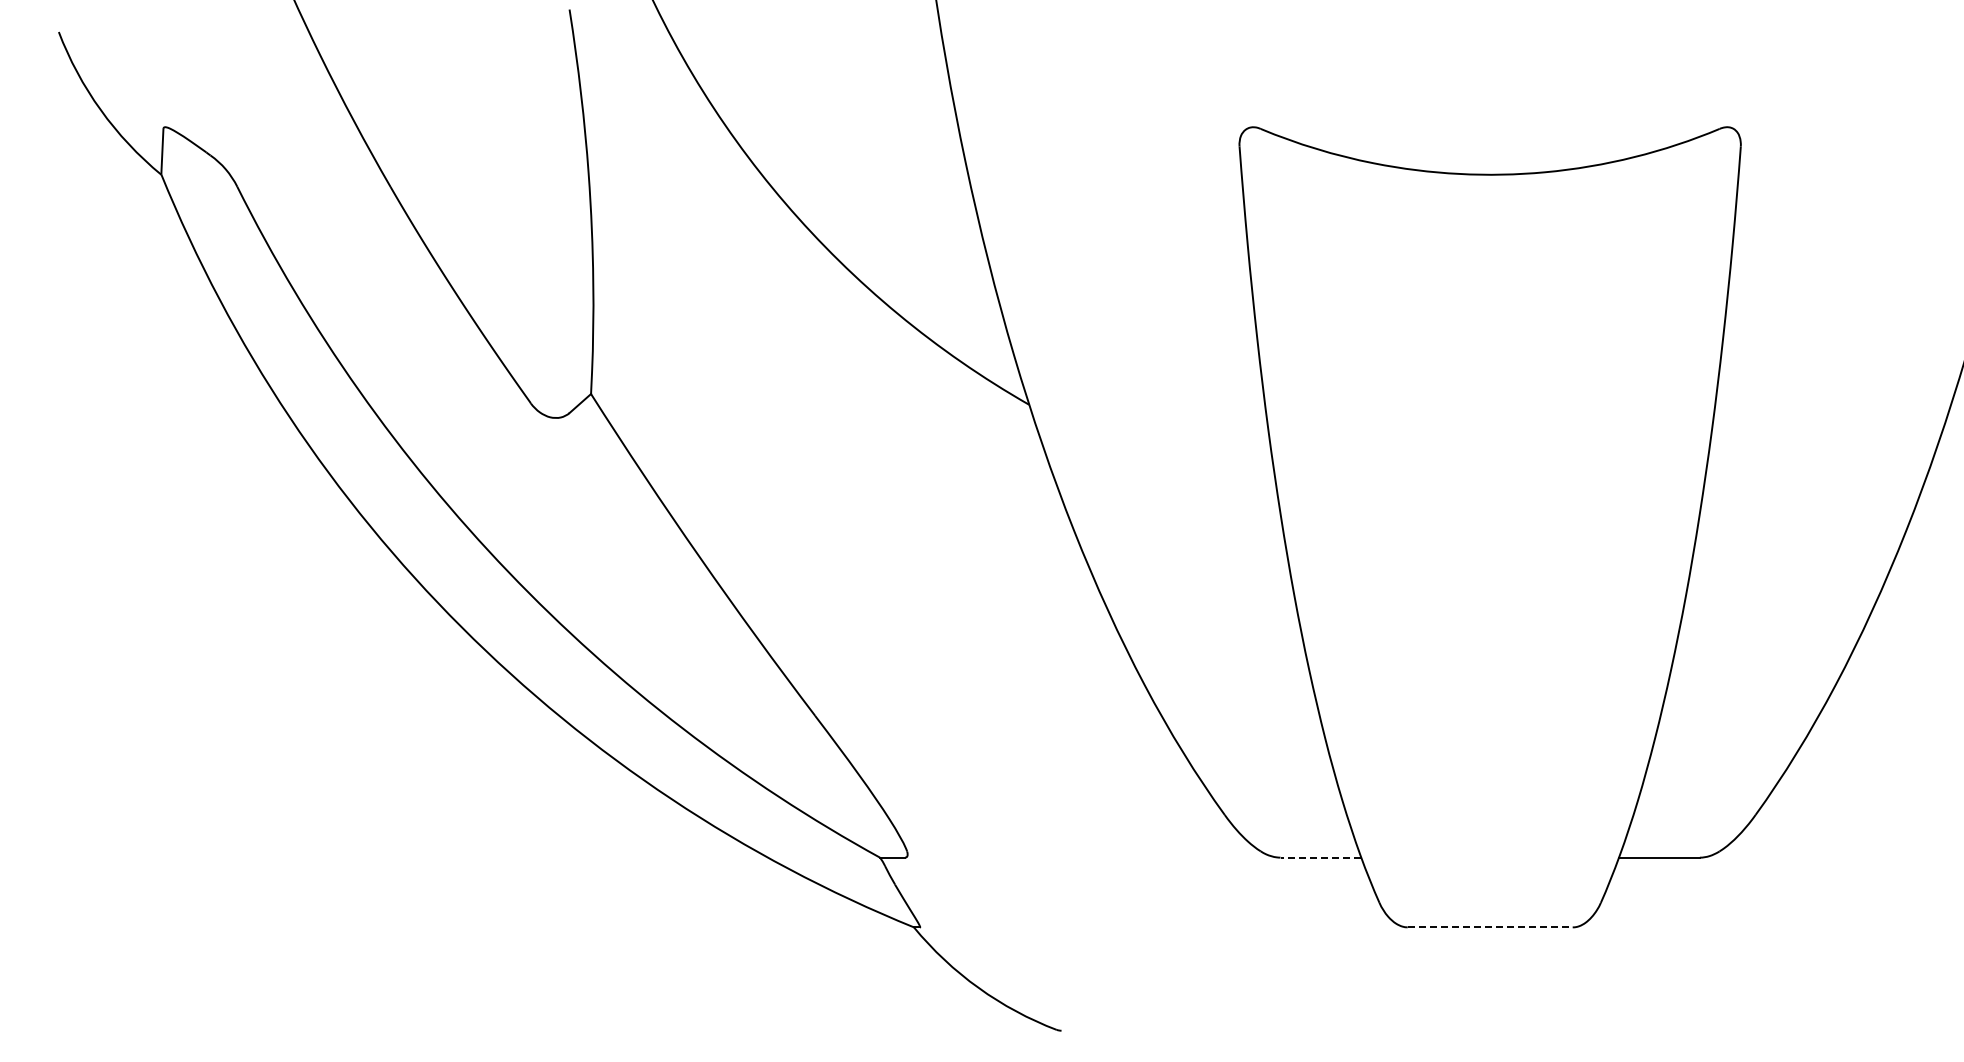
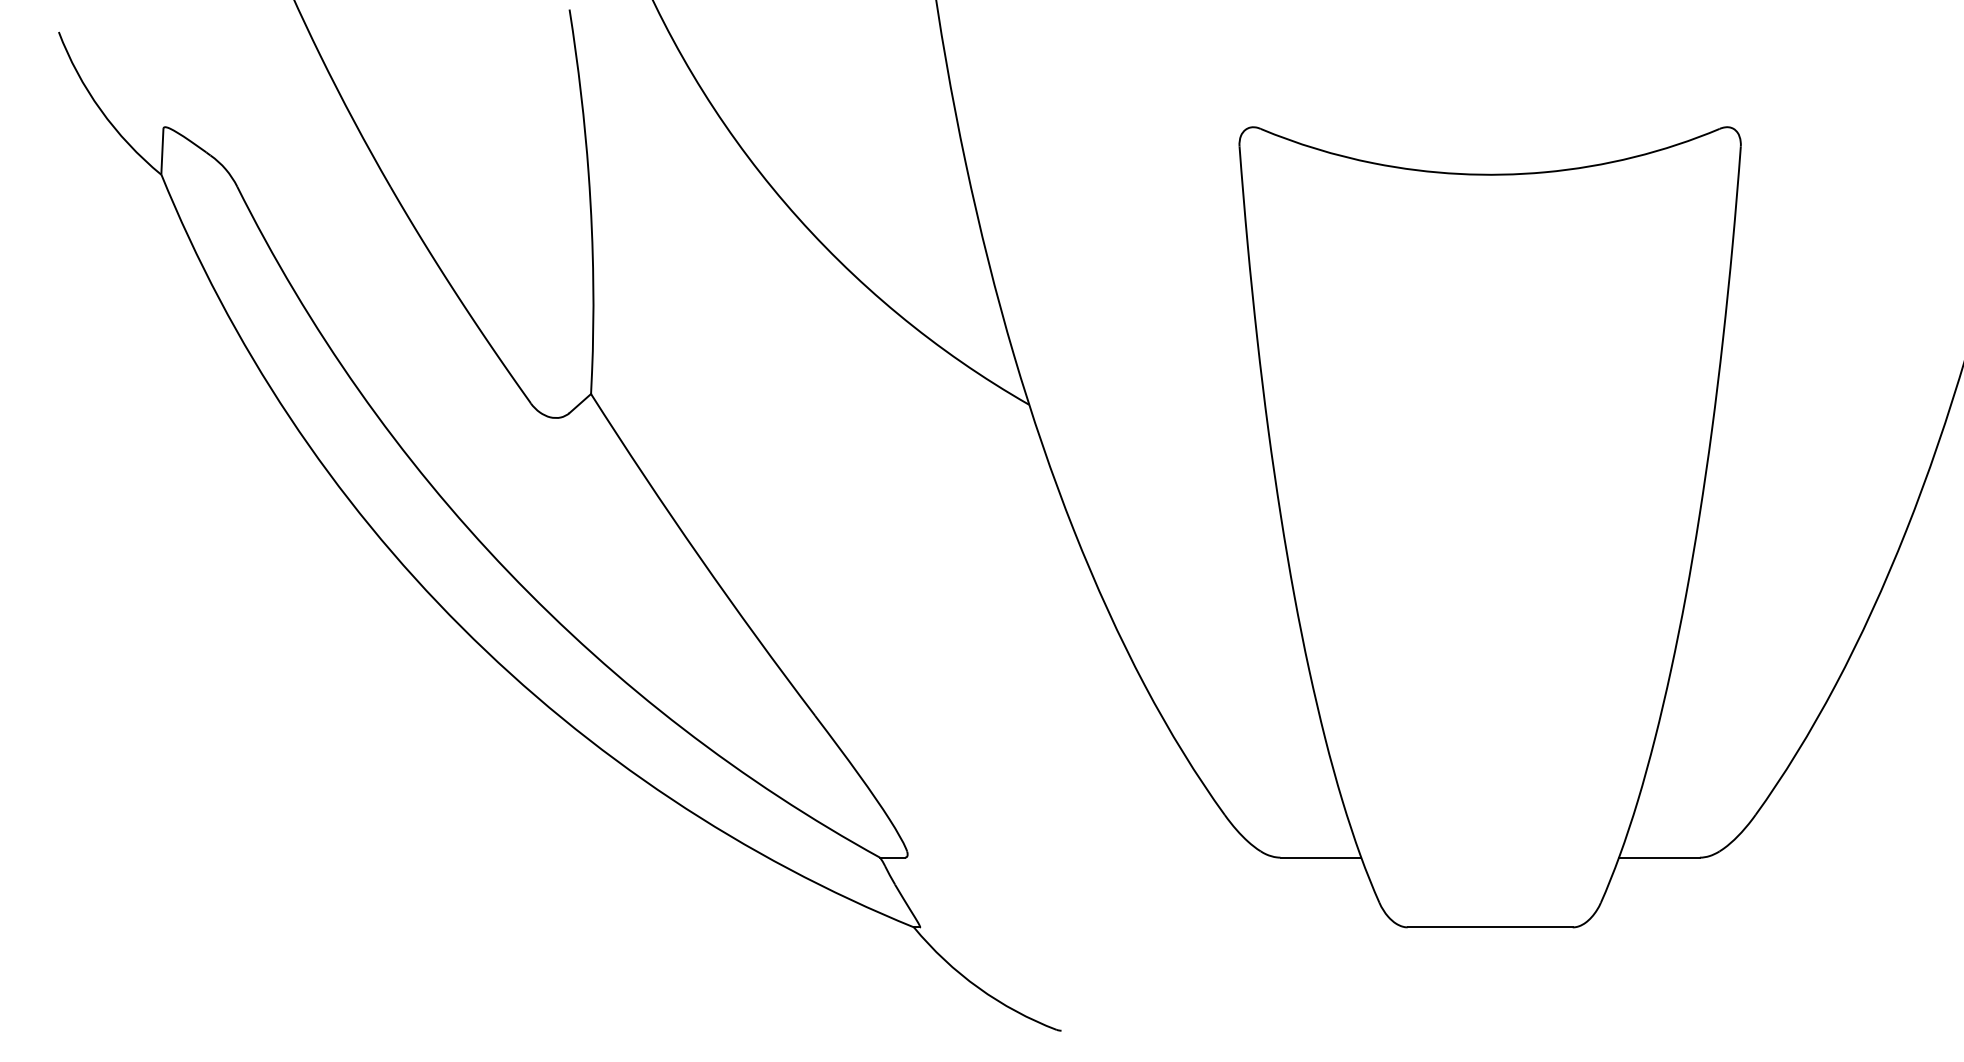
line: dashed -> solid (1320, 857)
line: dashed -> solid (1490, 927)
